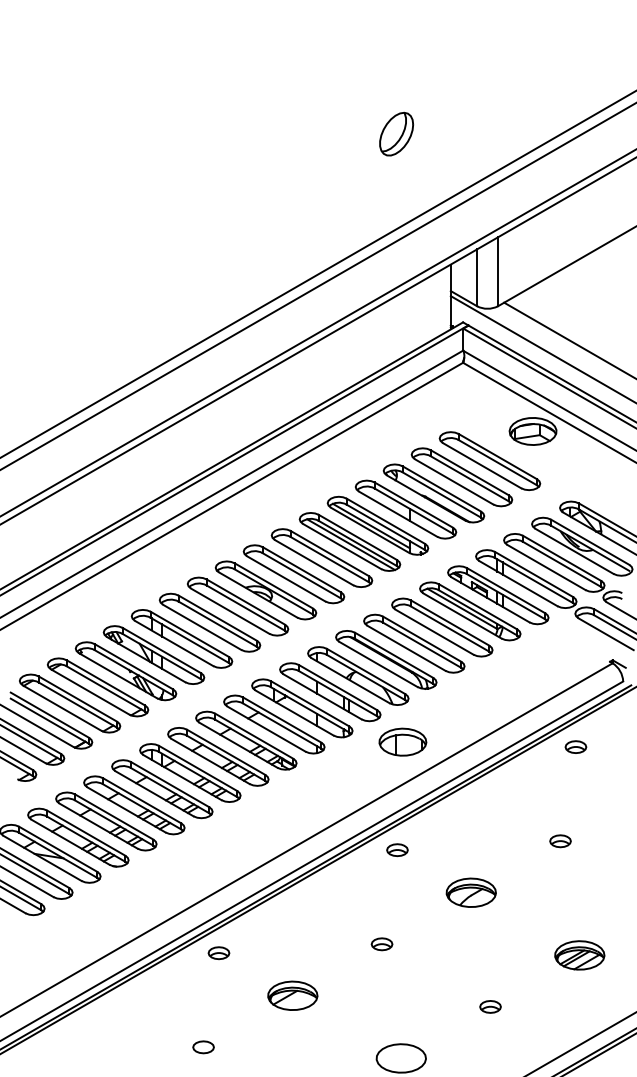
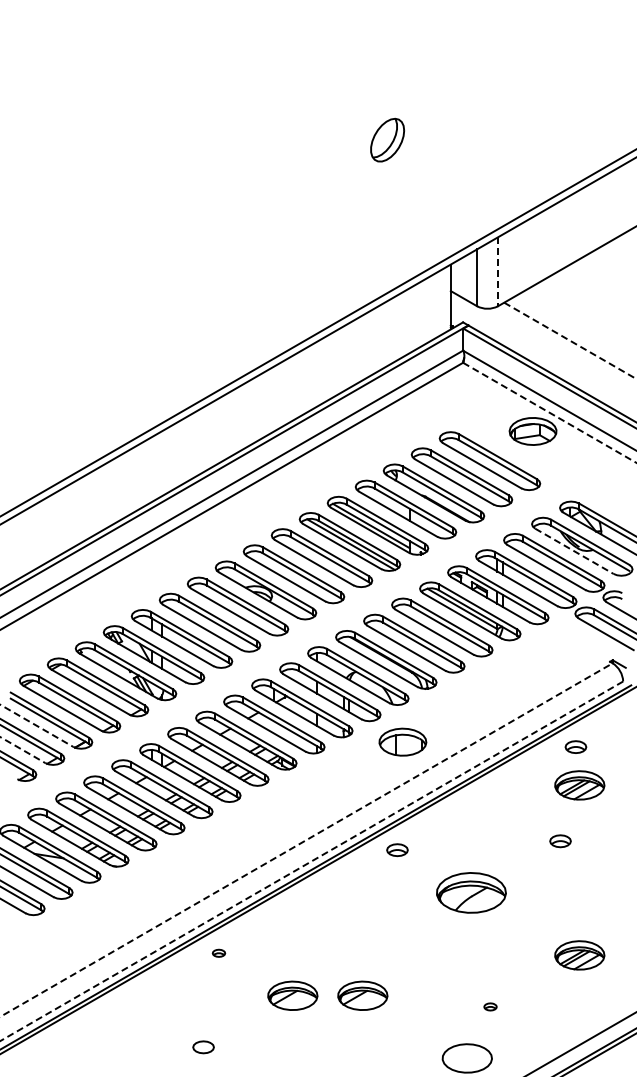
part position: (396, 133) -> (387, 139) (387, 139)
line: solid -> dashed (498, 272)
line: present -> none (317, 274)
line: present -> none (317, 286)
line: solid -> dashed (570, 341)
line: present -> none (541, 348)
line: solid -> dashed (549, 412)
line: solid -> dashed (574, 551)
line: solid -> dashed (37, 726)
line: solid -> dashed (22, 750)
part: none -> present (579, 785)
line: solid -> dashed (307, 839)
line: solid -> dashed (311, 861)
part size: 52x31 px -> 71x42 px (471, 892)
part: present -> none (381, 944)
part size: 24x15 px -> 16x10 px (218, 952)
part: none -> present (362, 995)
part size: 23x14 px -> 15x10 px (490, 1006)
part position: (400, 1058) -> (466, 1058) (466, 1058)
